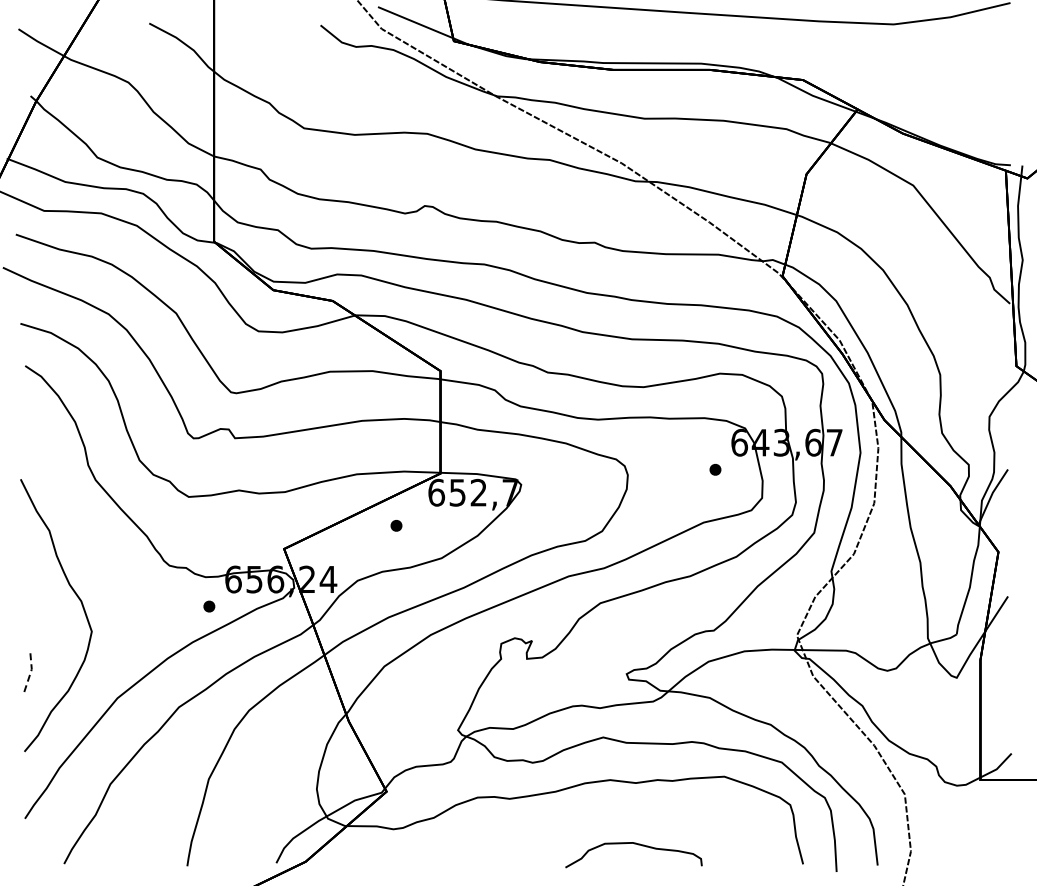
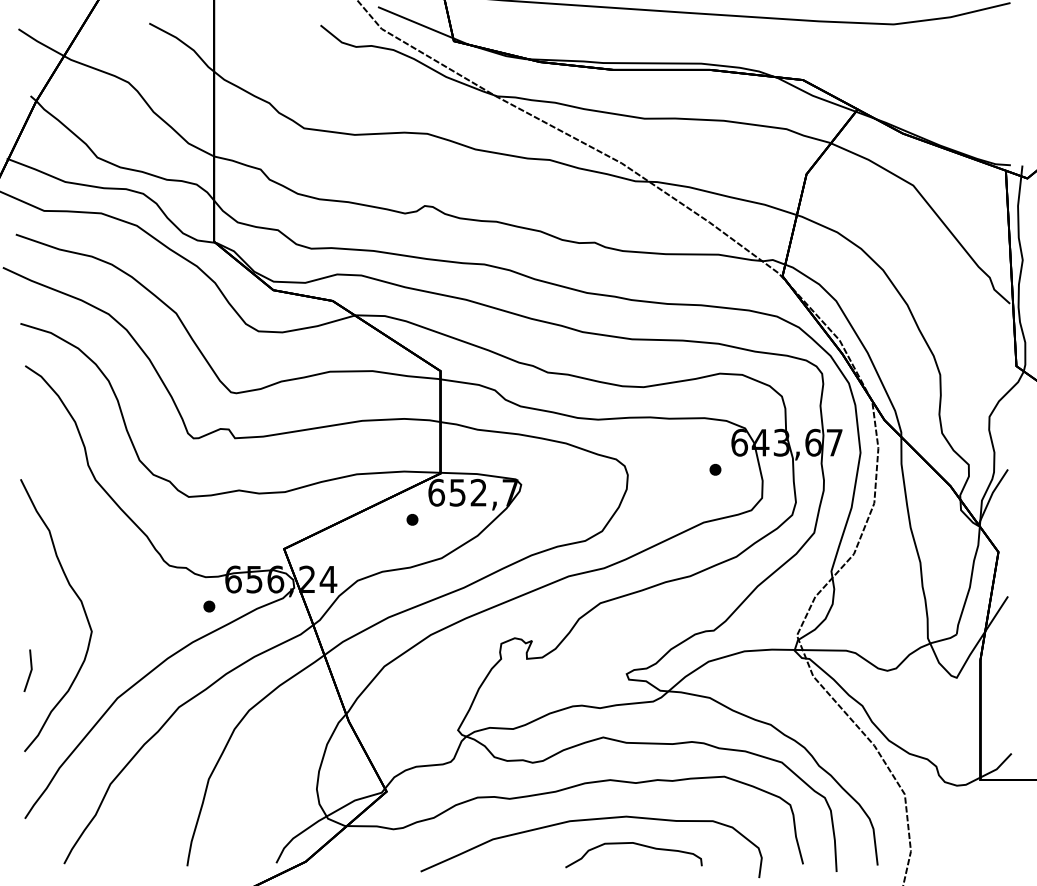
part position: (396, 525) -> (412, 519) (412, 519)
line: dashed -> solid (31, 670)
curve: none -> present (591, 820)
